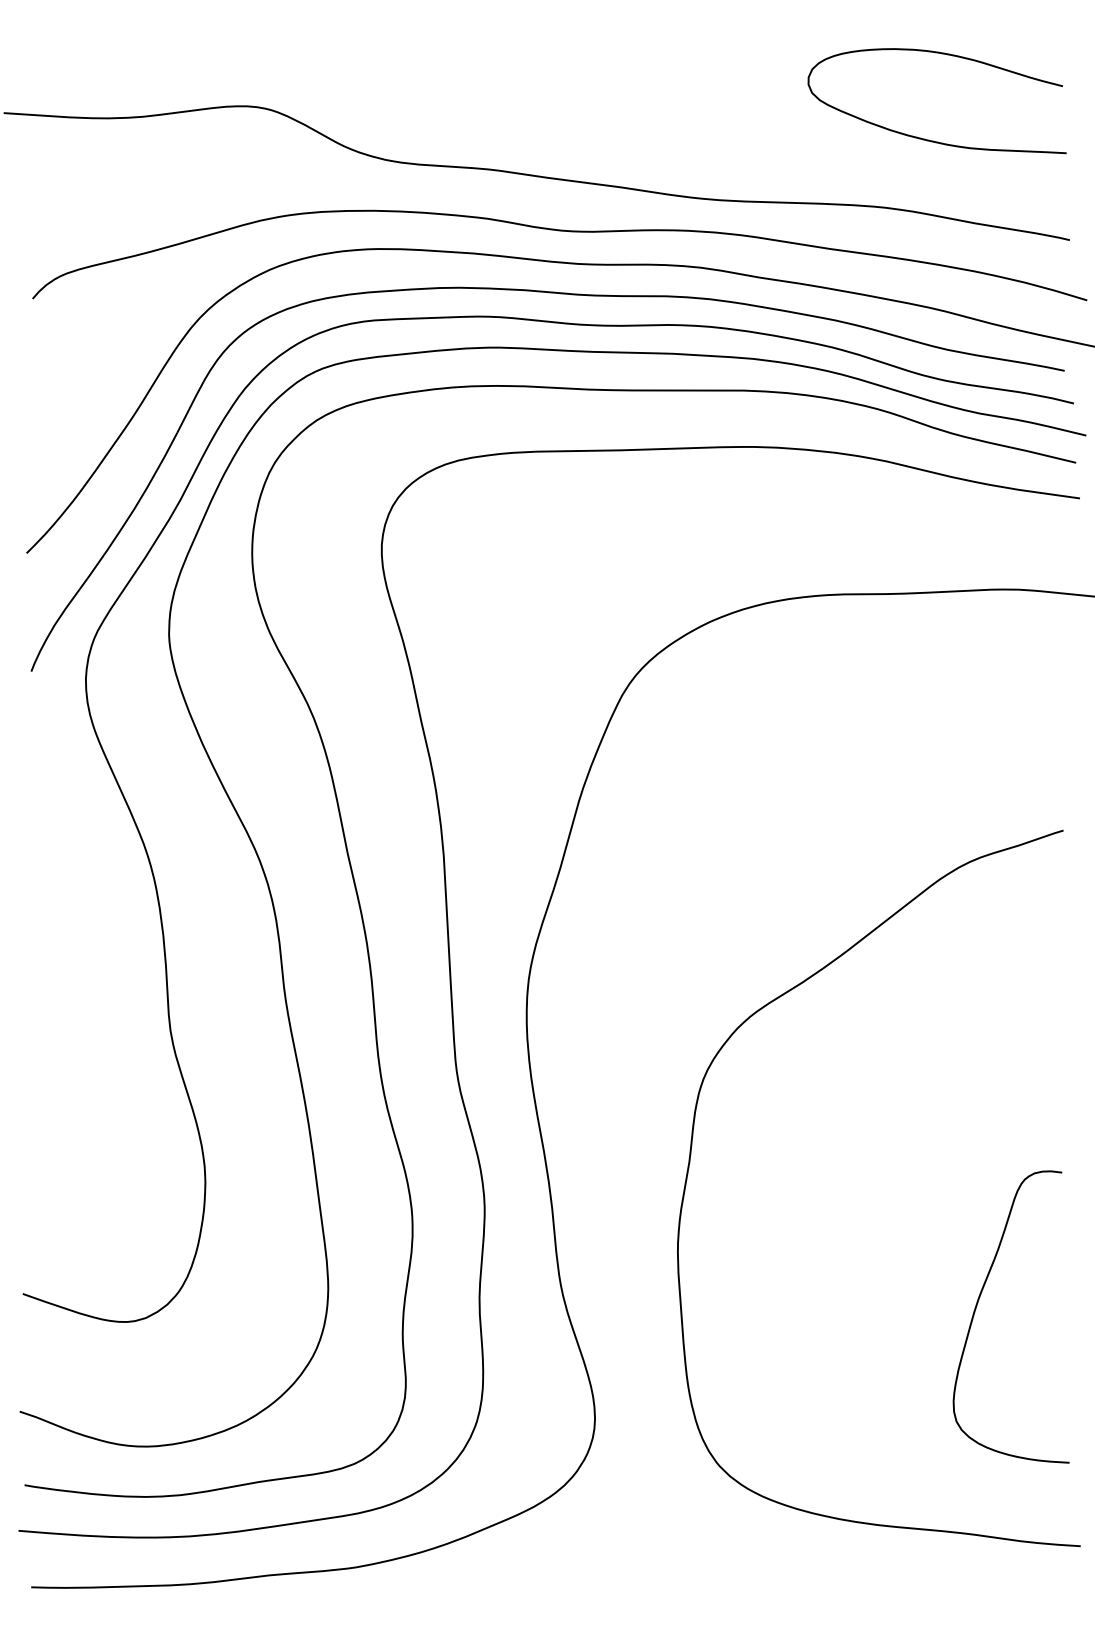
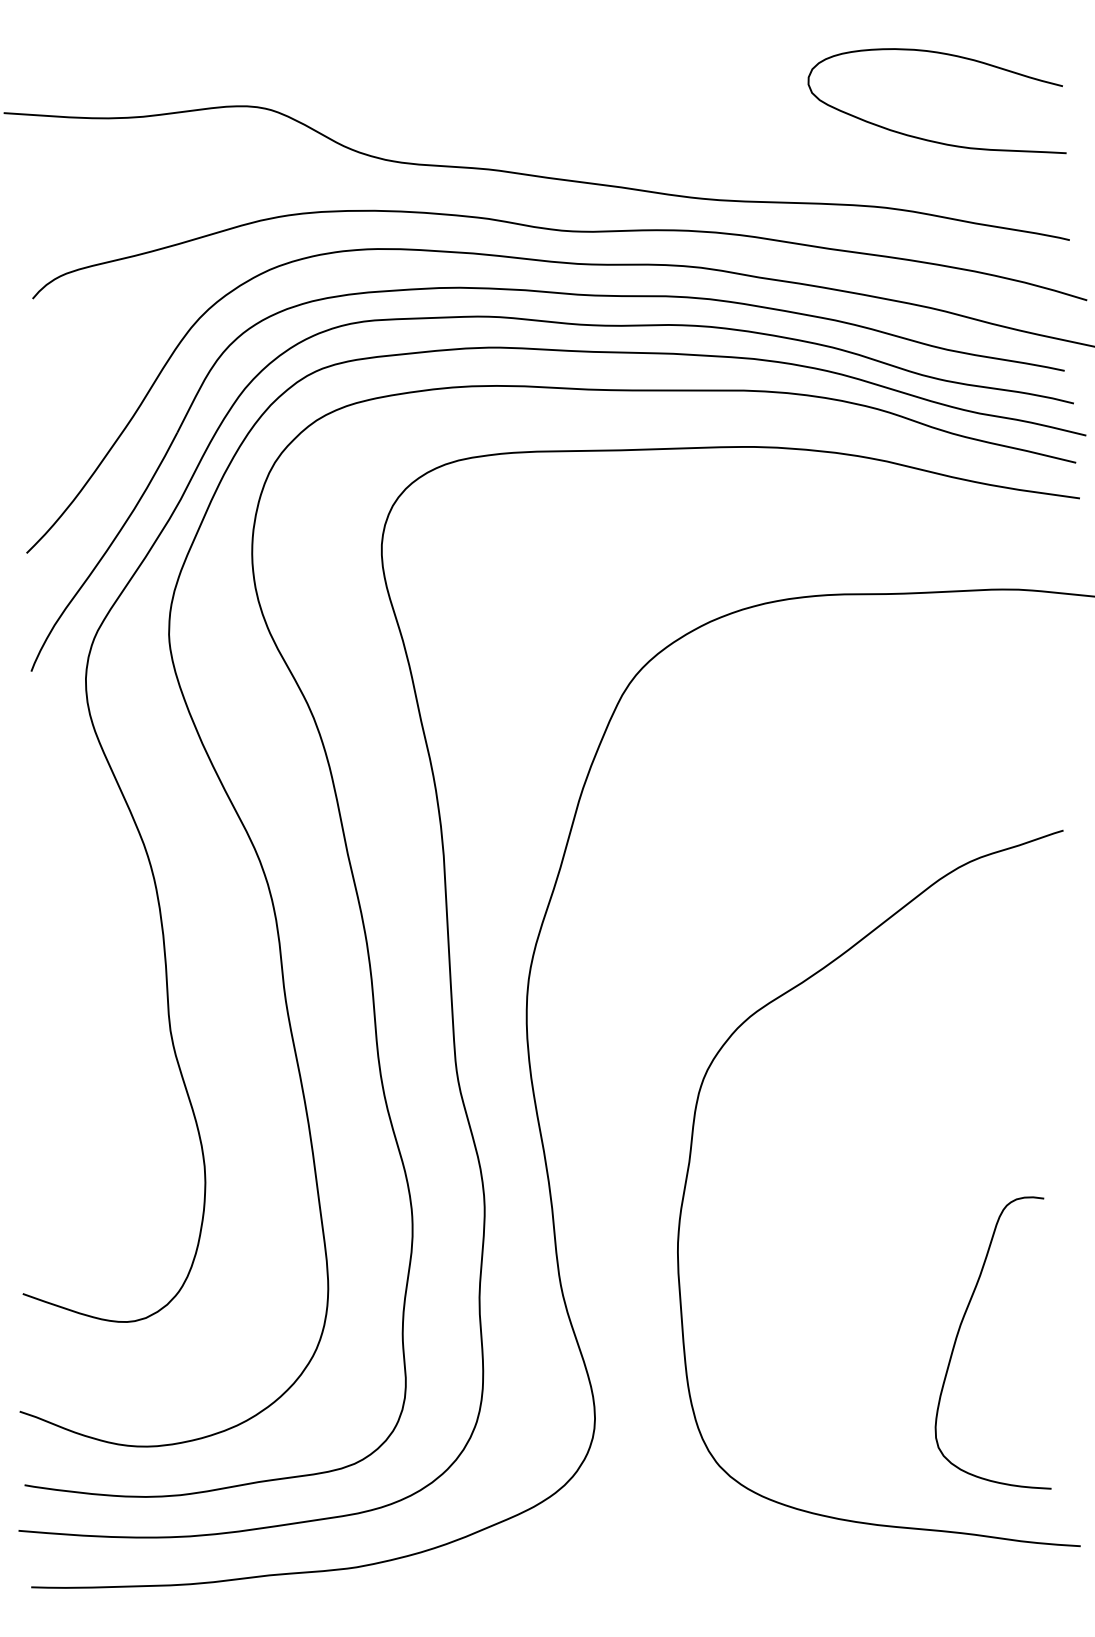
curve position: (977, 1306) -> (959, 1332) (959, 1332)
